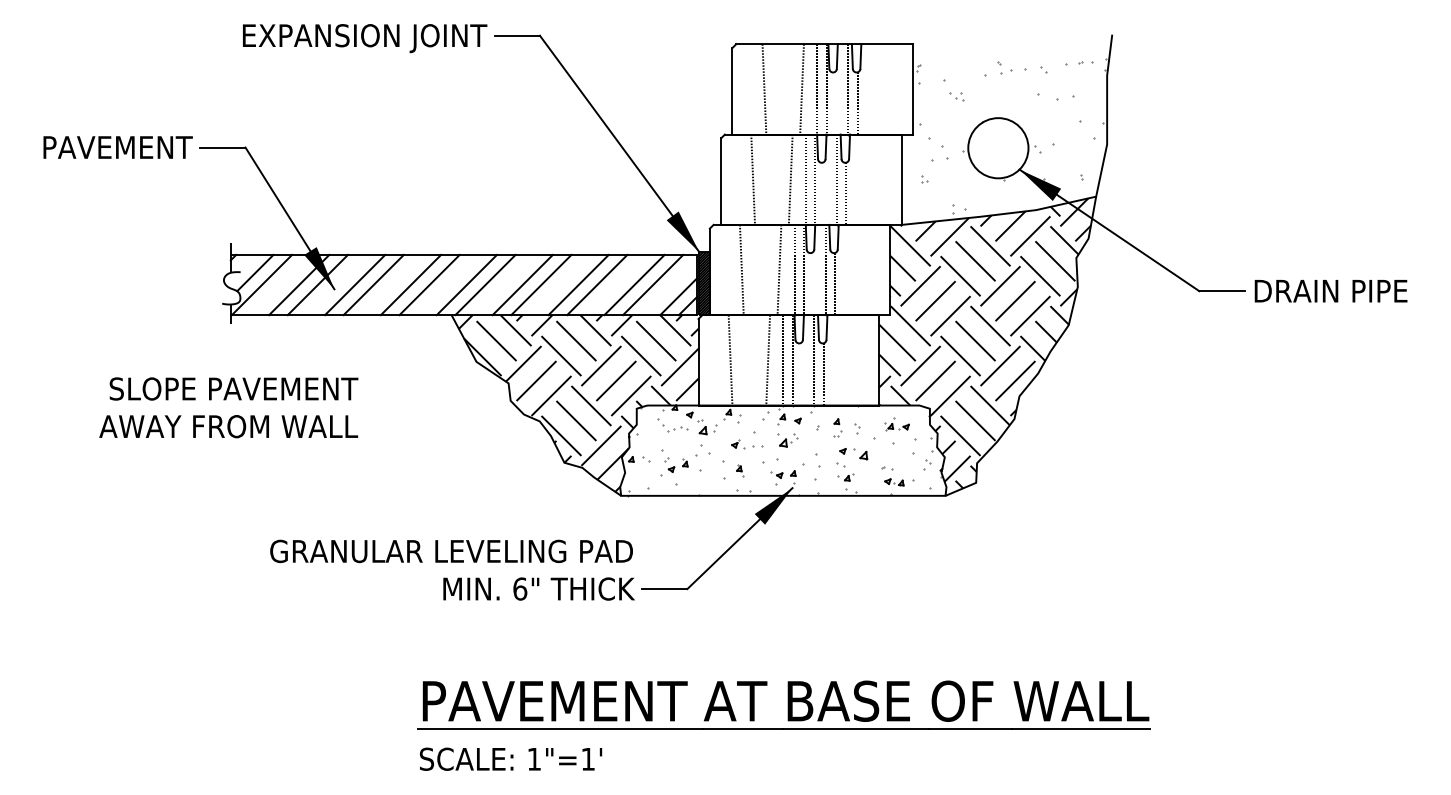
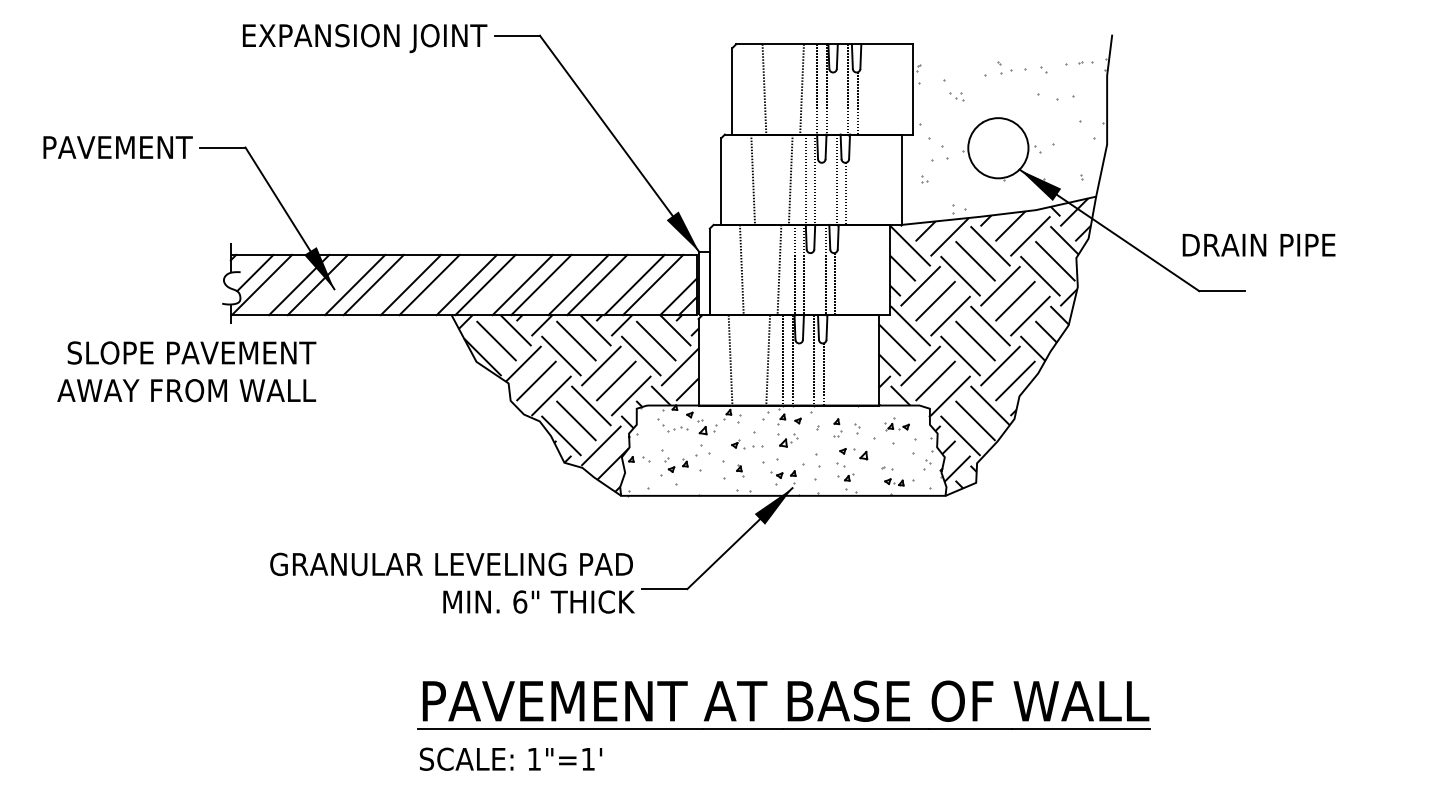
hatch: present -> none (704, 283)
text position: (1330, 291) -> (1258, 245) (1258, 245)
text position: (228, 407) -> (186, 371) (186, 371)
text position: (452, 569) -> (452, 582) (452, 582)
